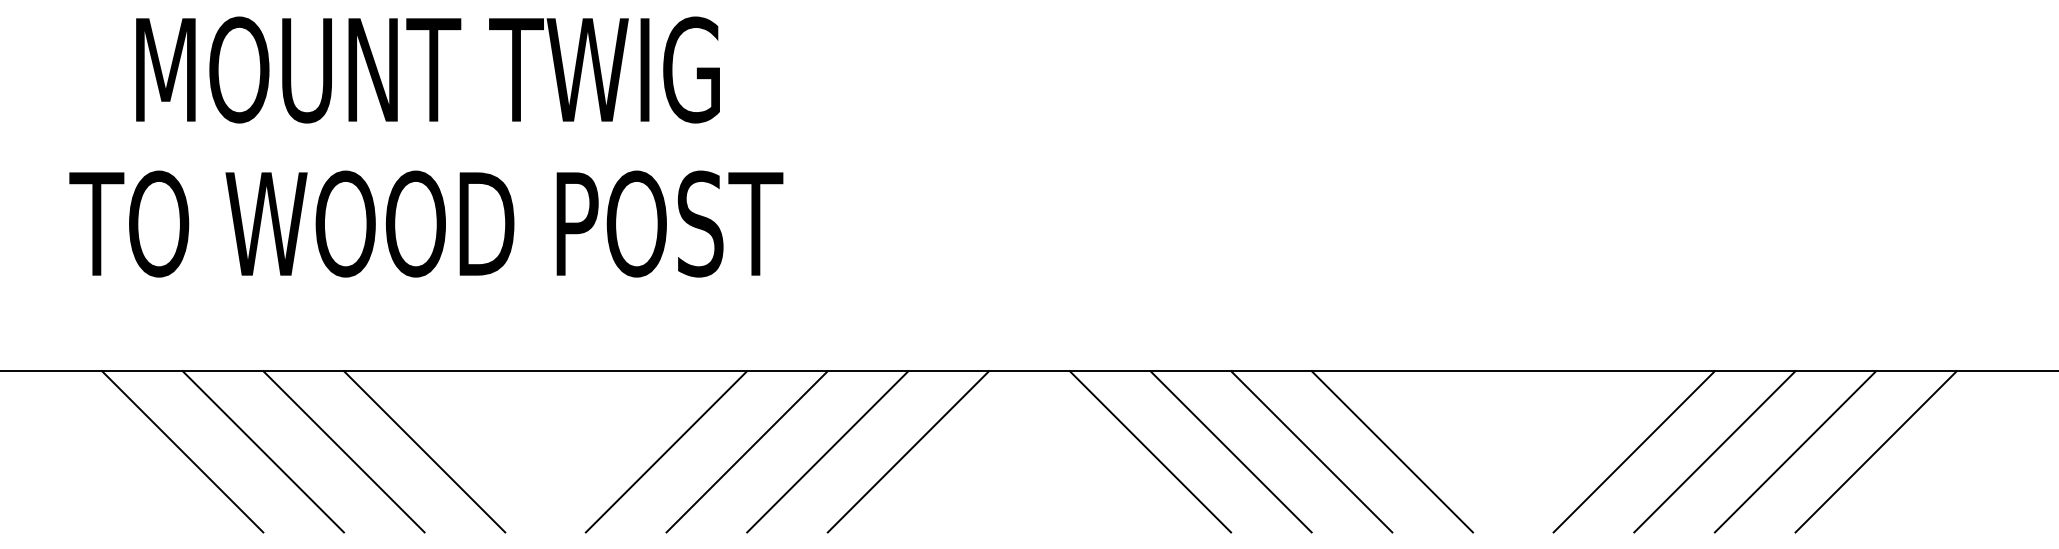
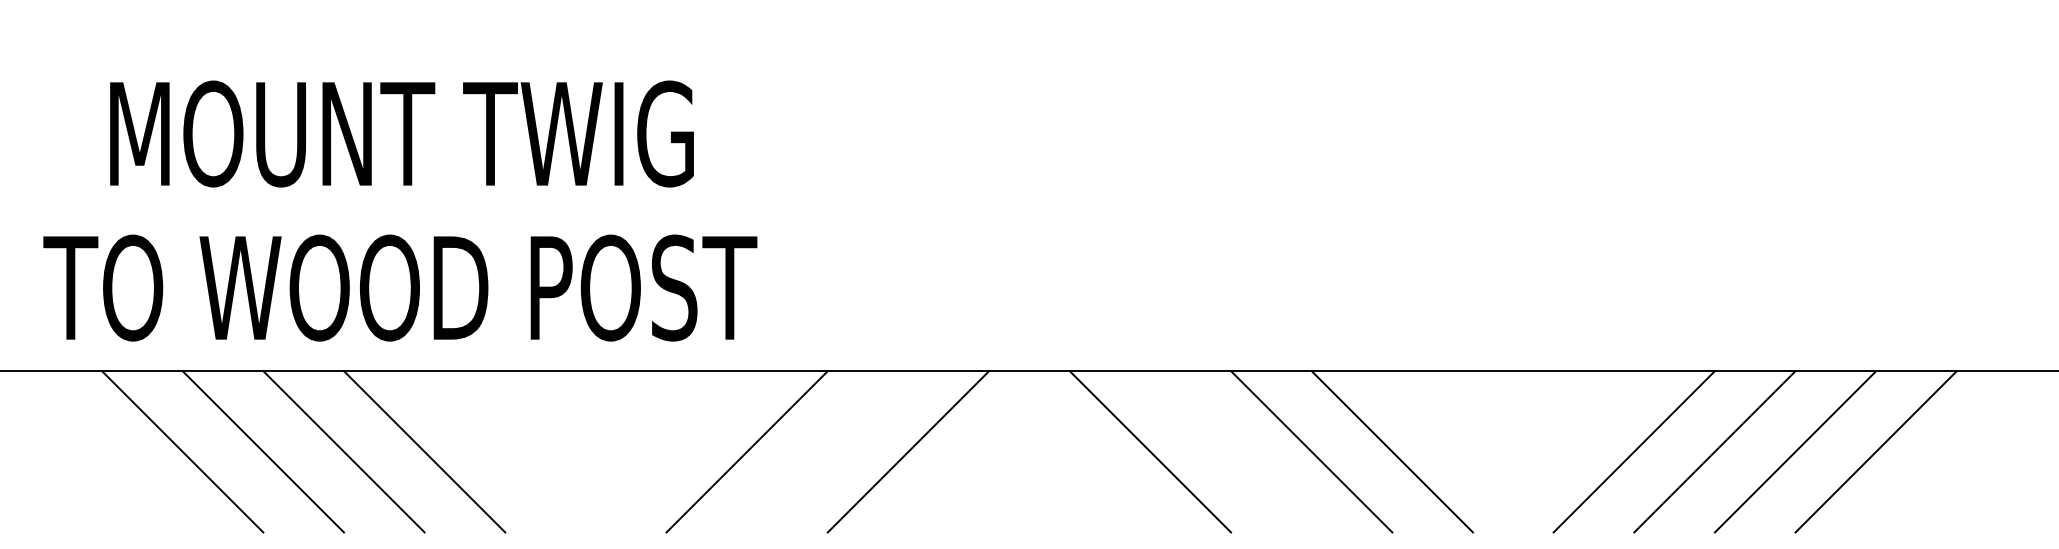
text position: (426, 146) -> (400, 210) (400, 210)
line: present -> none (666, 451)
line: present -> none (827, 451)
line: present -> none (1230, 451)
